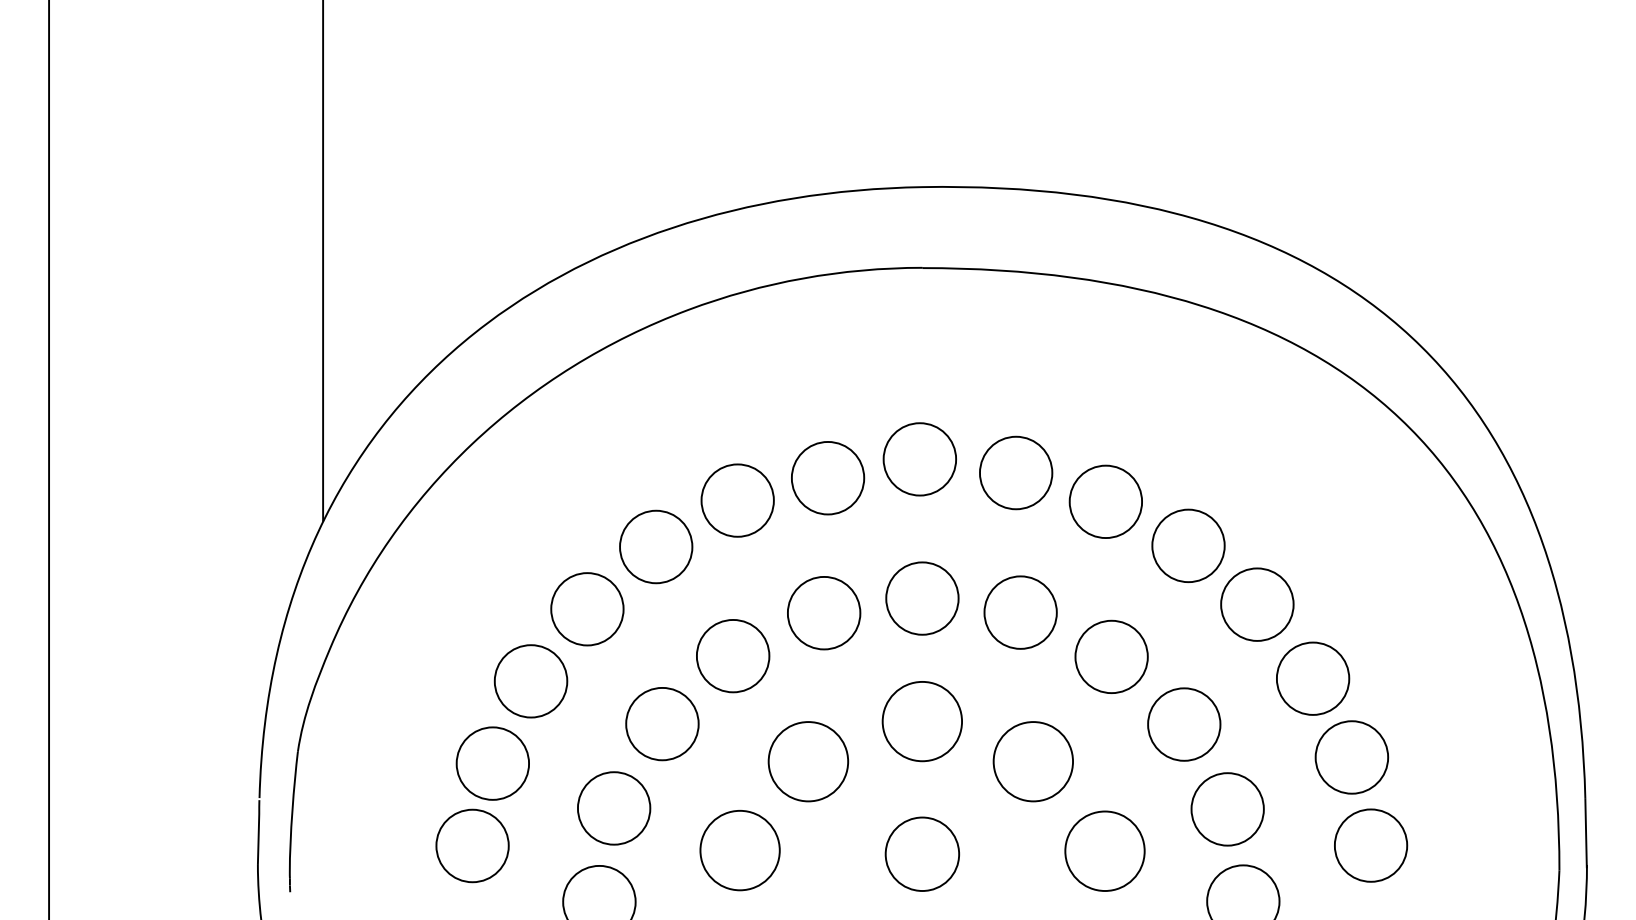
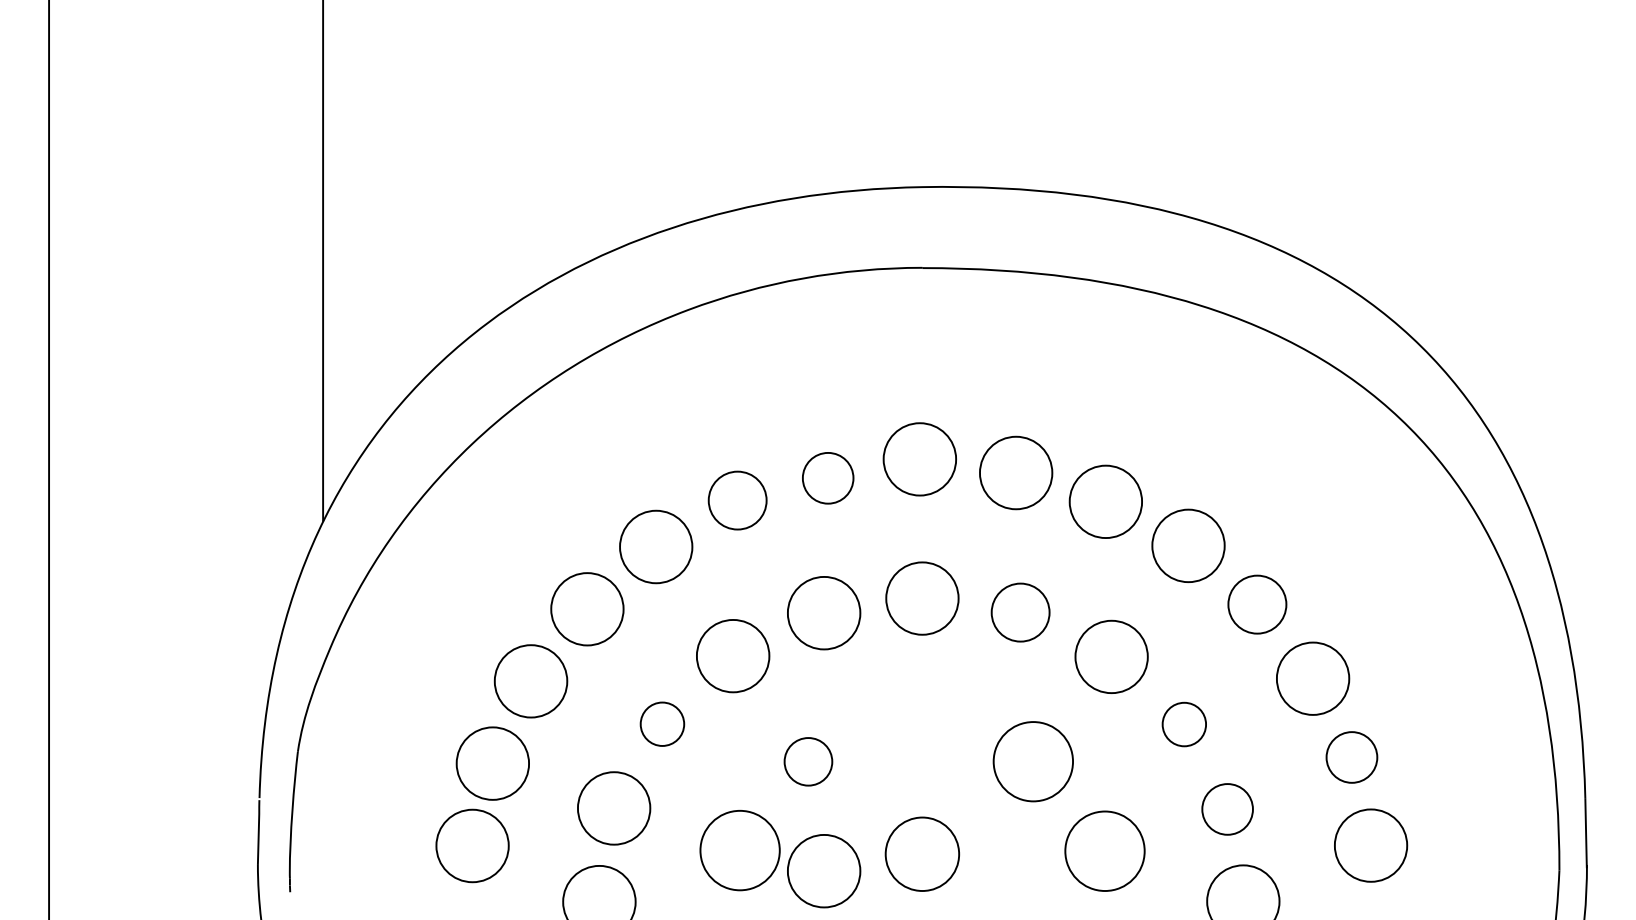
part size: 75x75 px -> 53x53 px (828, 478)
part size: 75x75 px -> 61x61 px (737, 500)
part size: 75x75 px -> 61x61 px (1257, 604)
part size: 75x75 px -> 61x61 px (1020, 612)
part: present -> none (921, 721)
part size: 75x75 px -> 47x46 px (662, 723)
part size: 75x75 px -> 46x47 px (1183, 724)
part size: 76x75 px -> 54x53 px (1351, 757)
part size: 83x82 px -> 51x50 px (808, 761)
part size: 75x75 px -> 53x53 px (1227, 809)
part: none -> present (824, 871)
